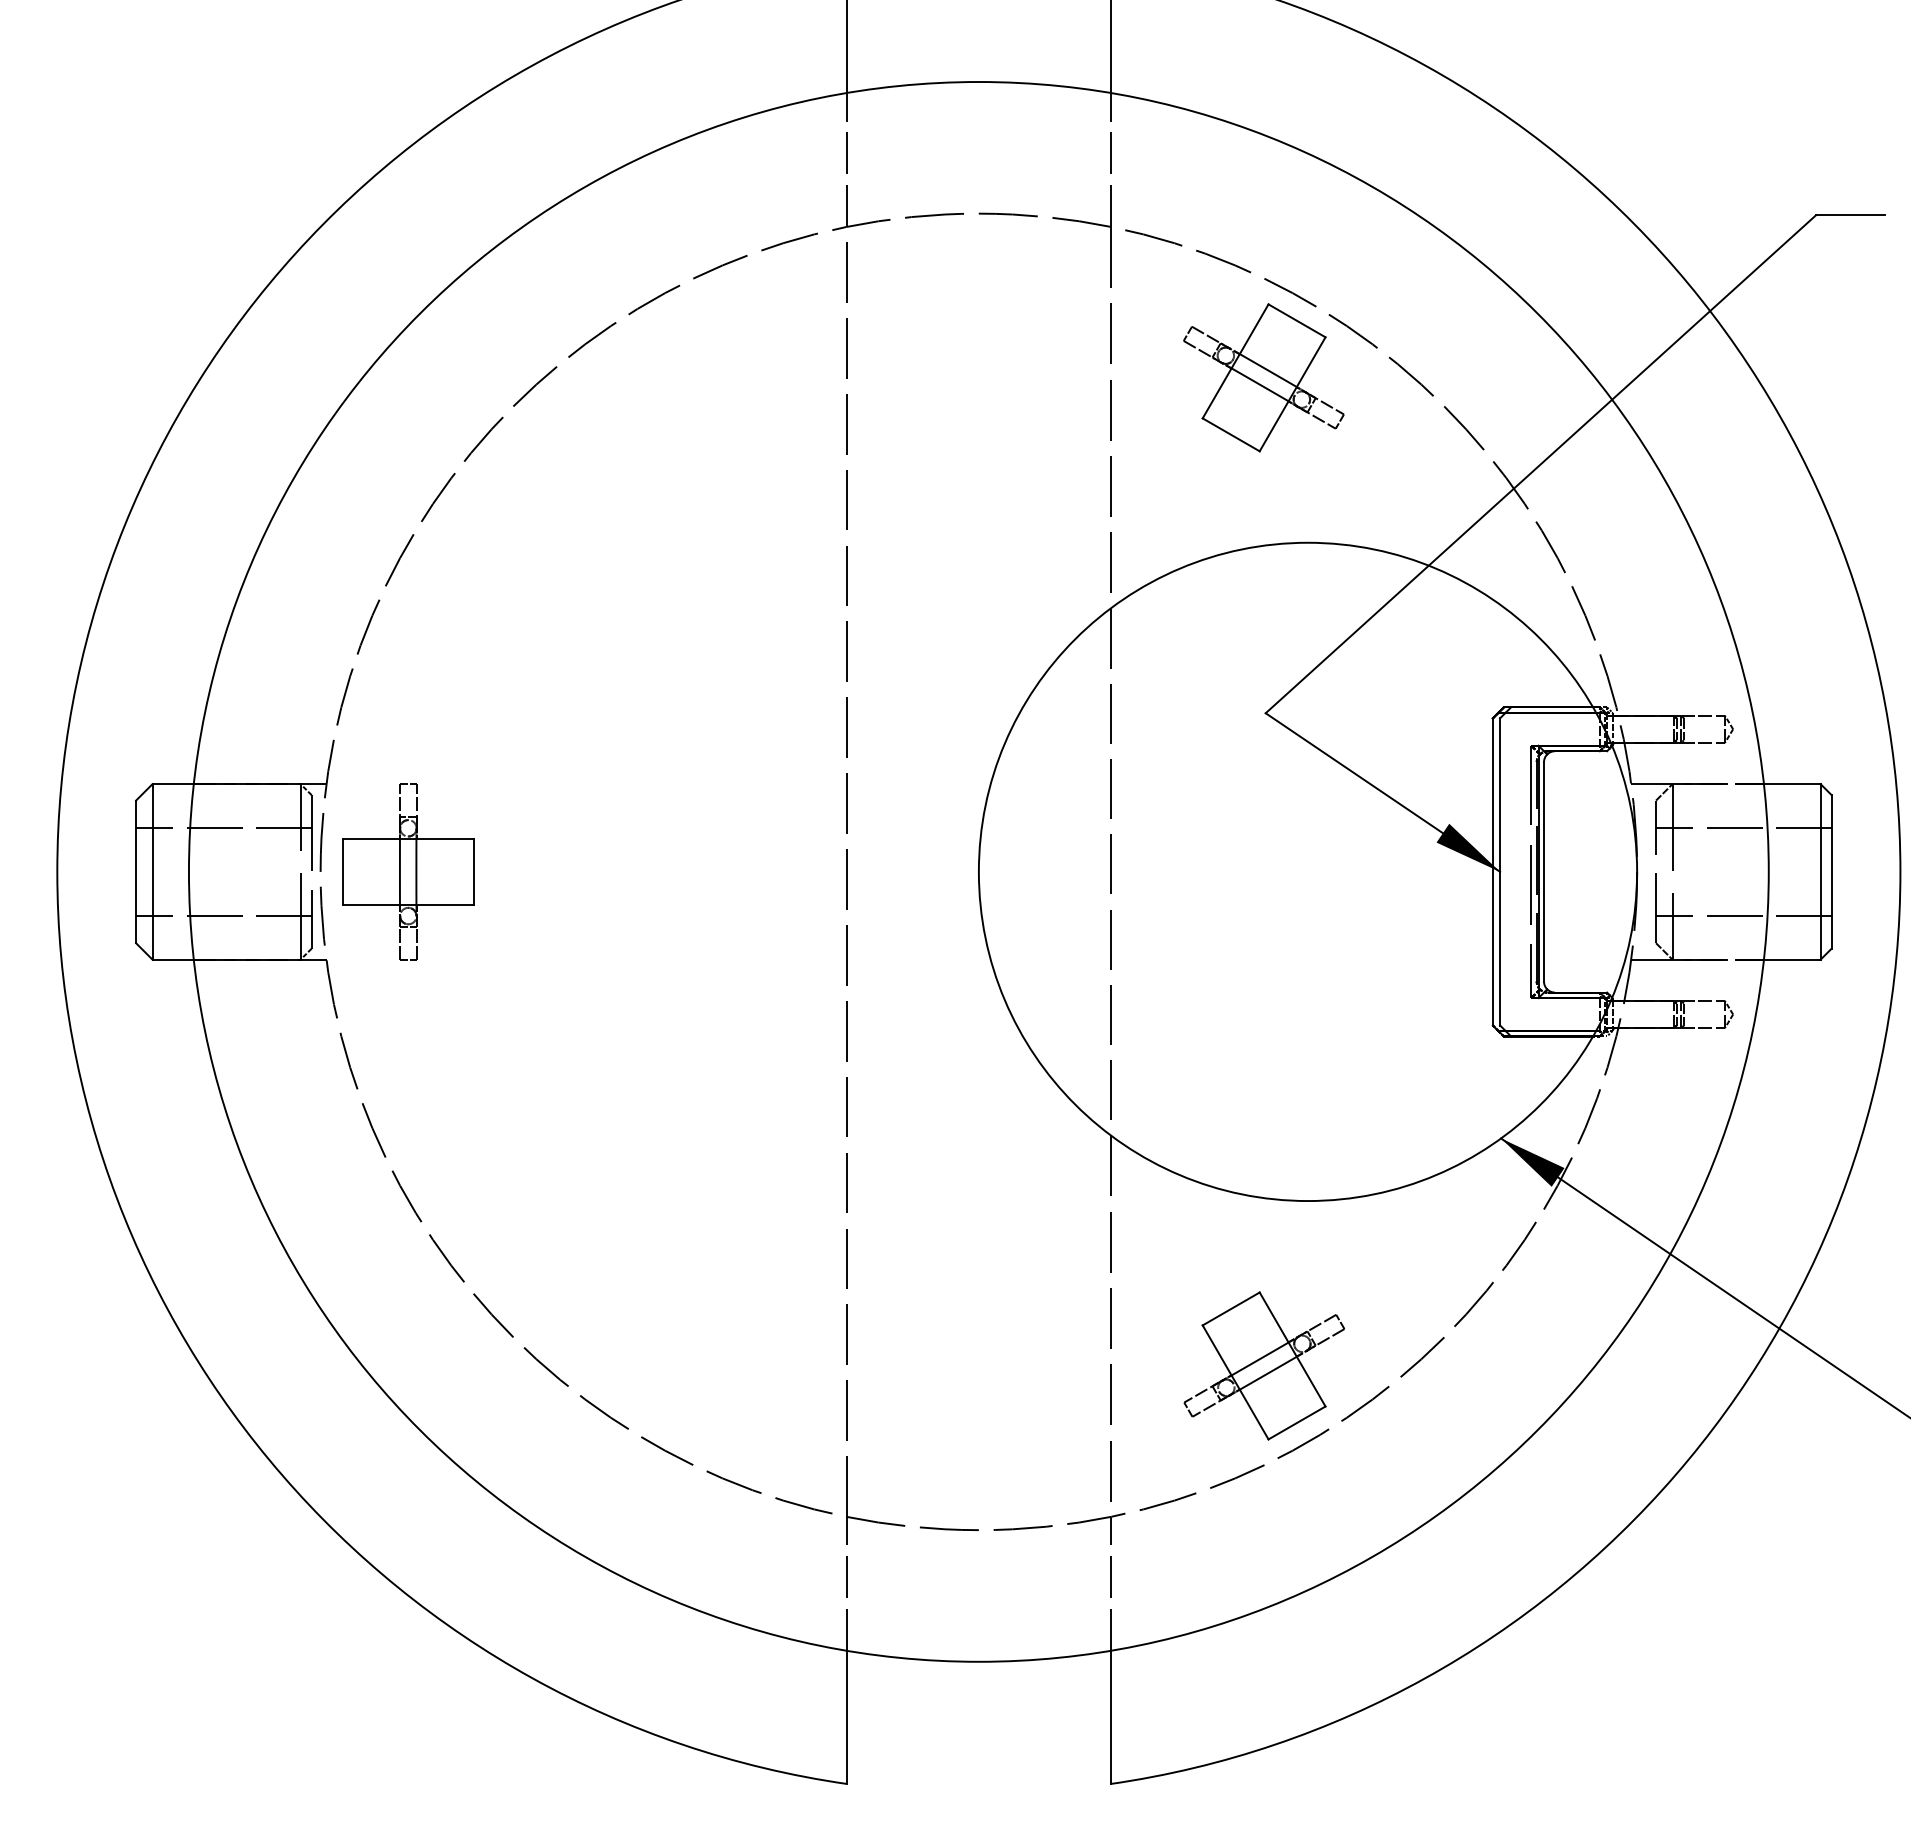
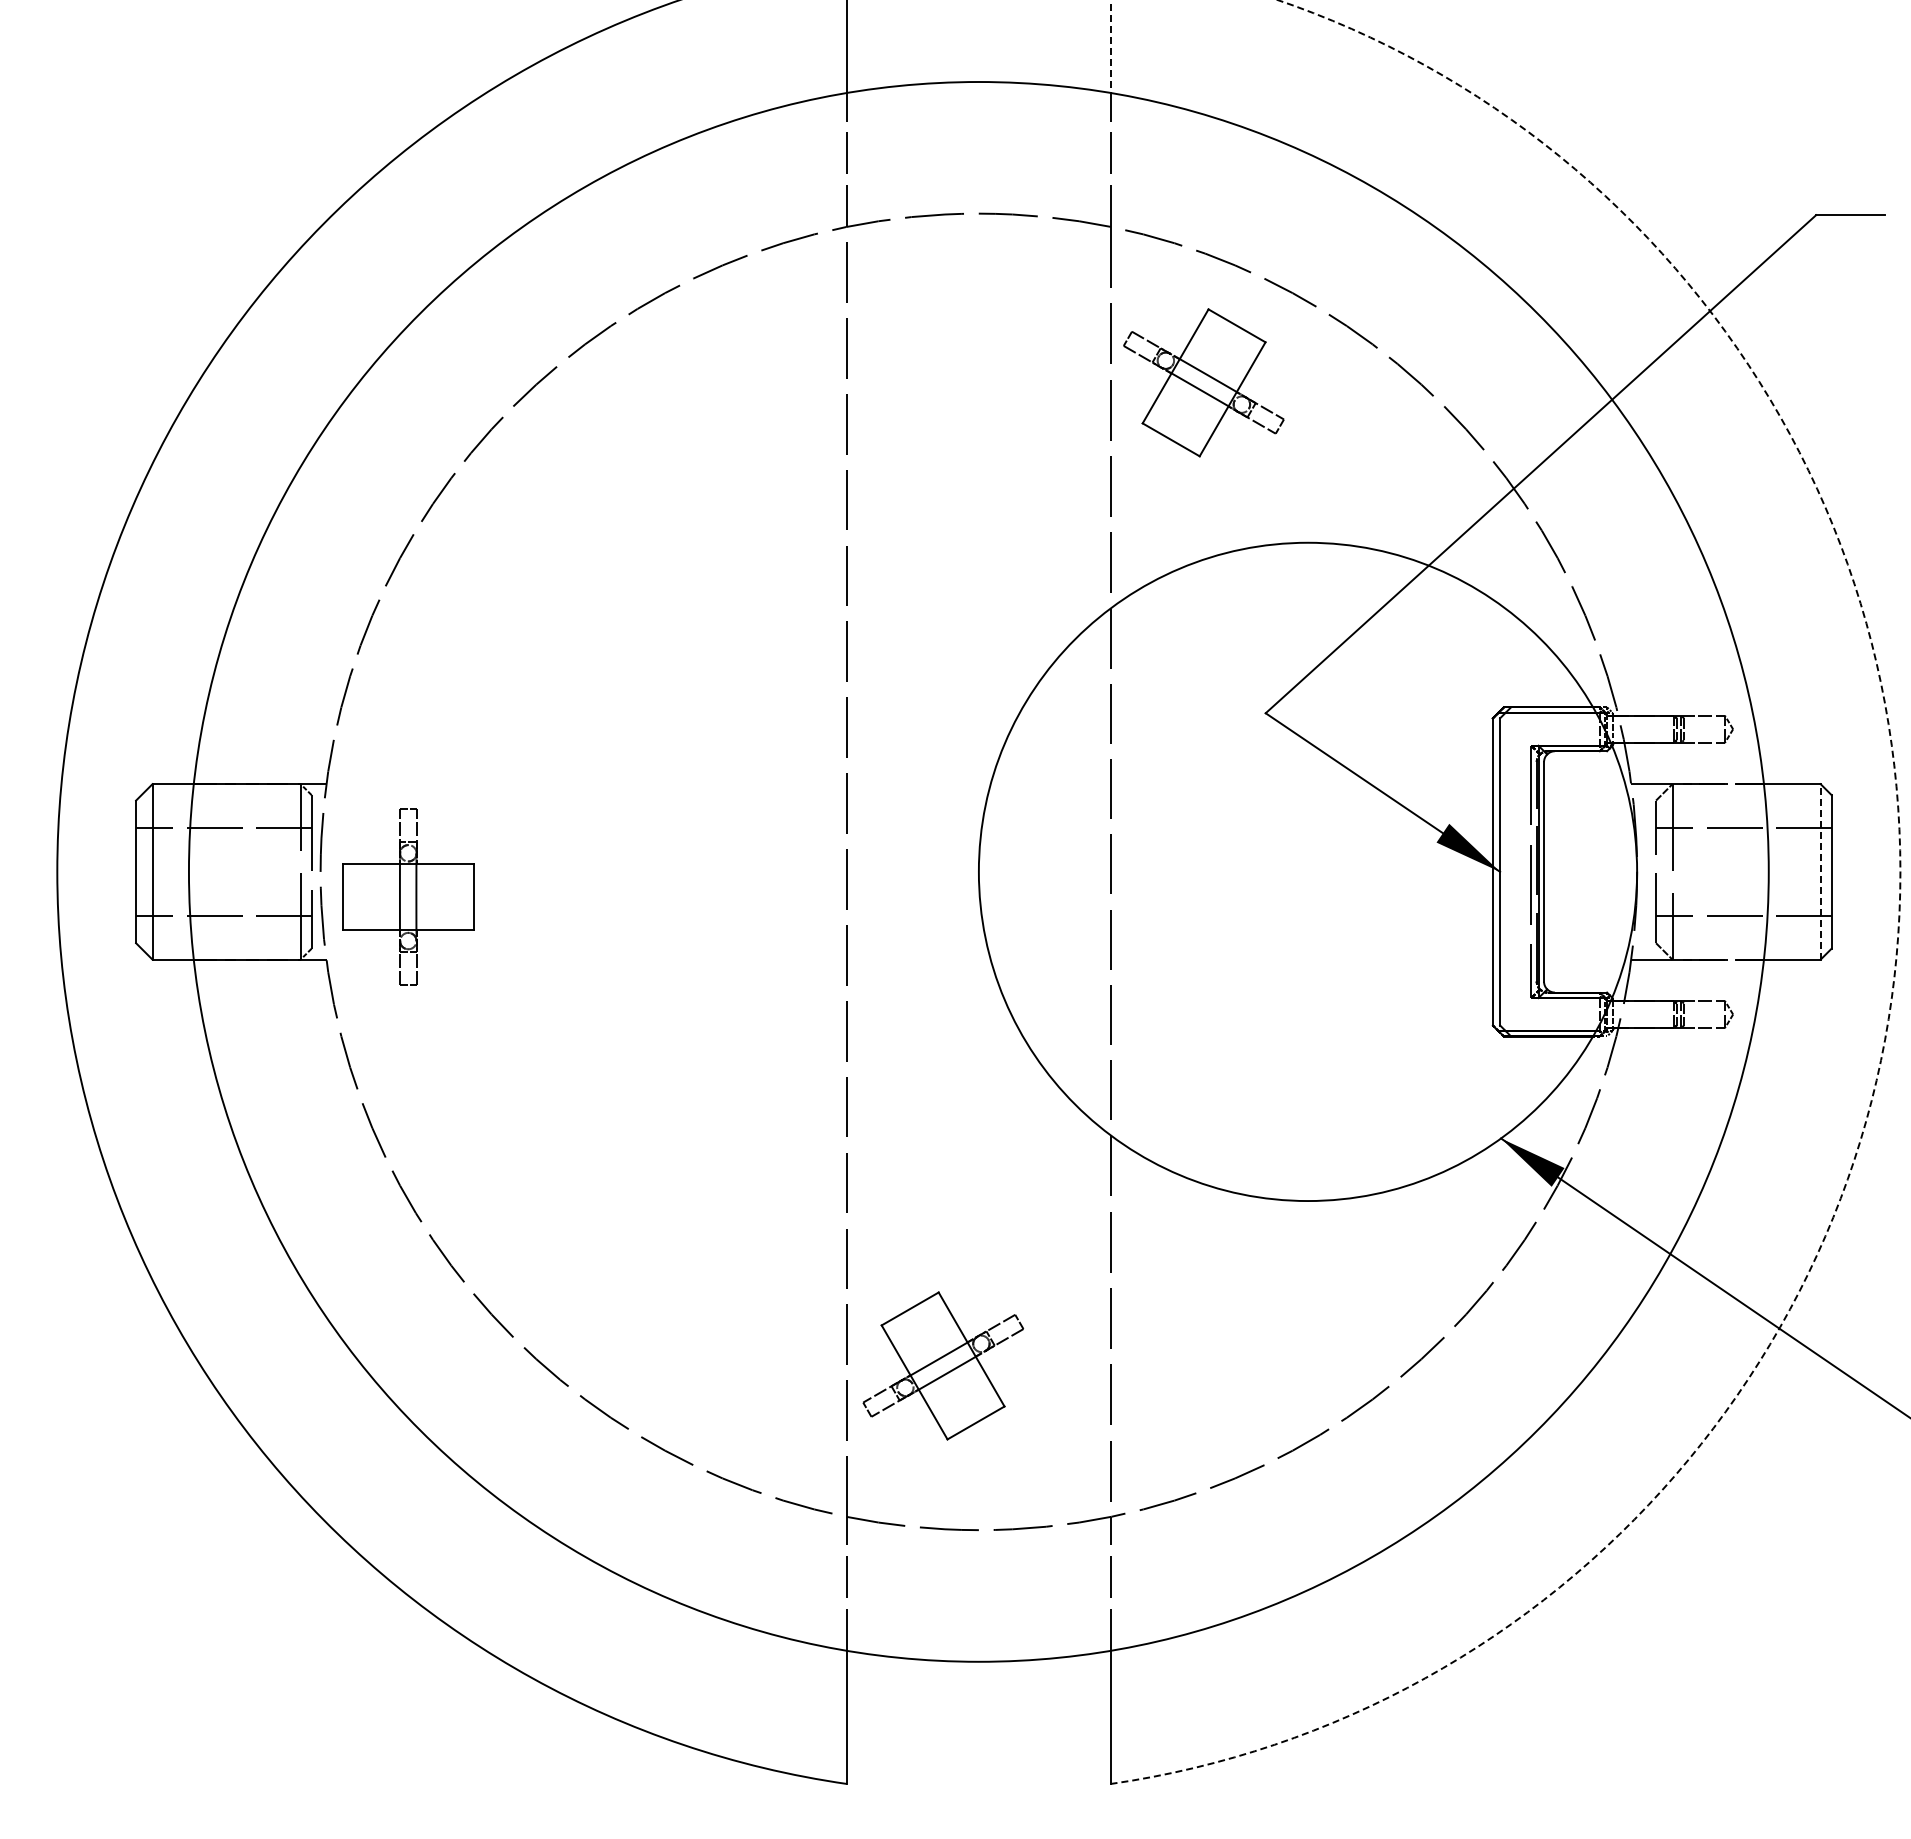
line: solid -> dashed (1110, 47)
part position: (1263, 377) -> (1203, 382) (1203, 382)
part position: (408, 871) -> (408, 896) (408, 896)
line: solid -> dashed (1820, 871)
arc: solid -> dashed (1896, 956)
part position: (1264, 1365) -> (943, 1365) (943, 1365)
